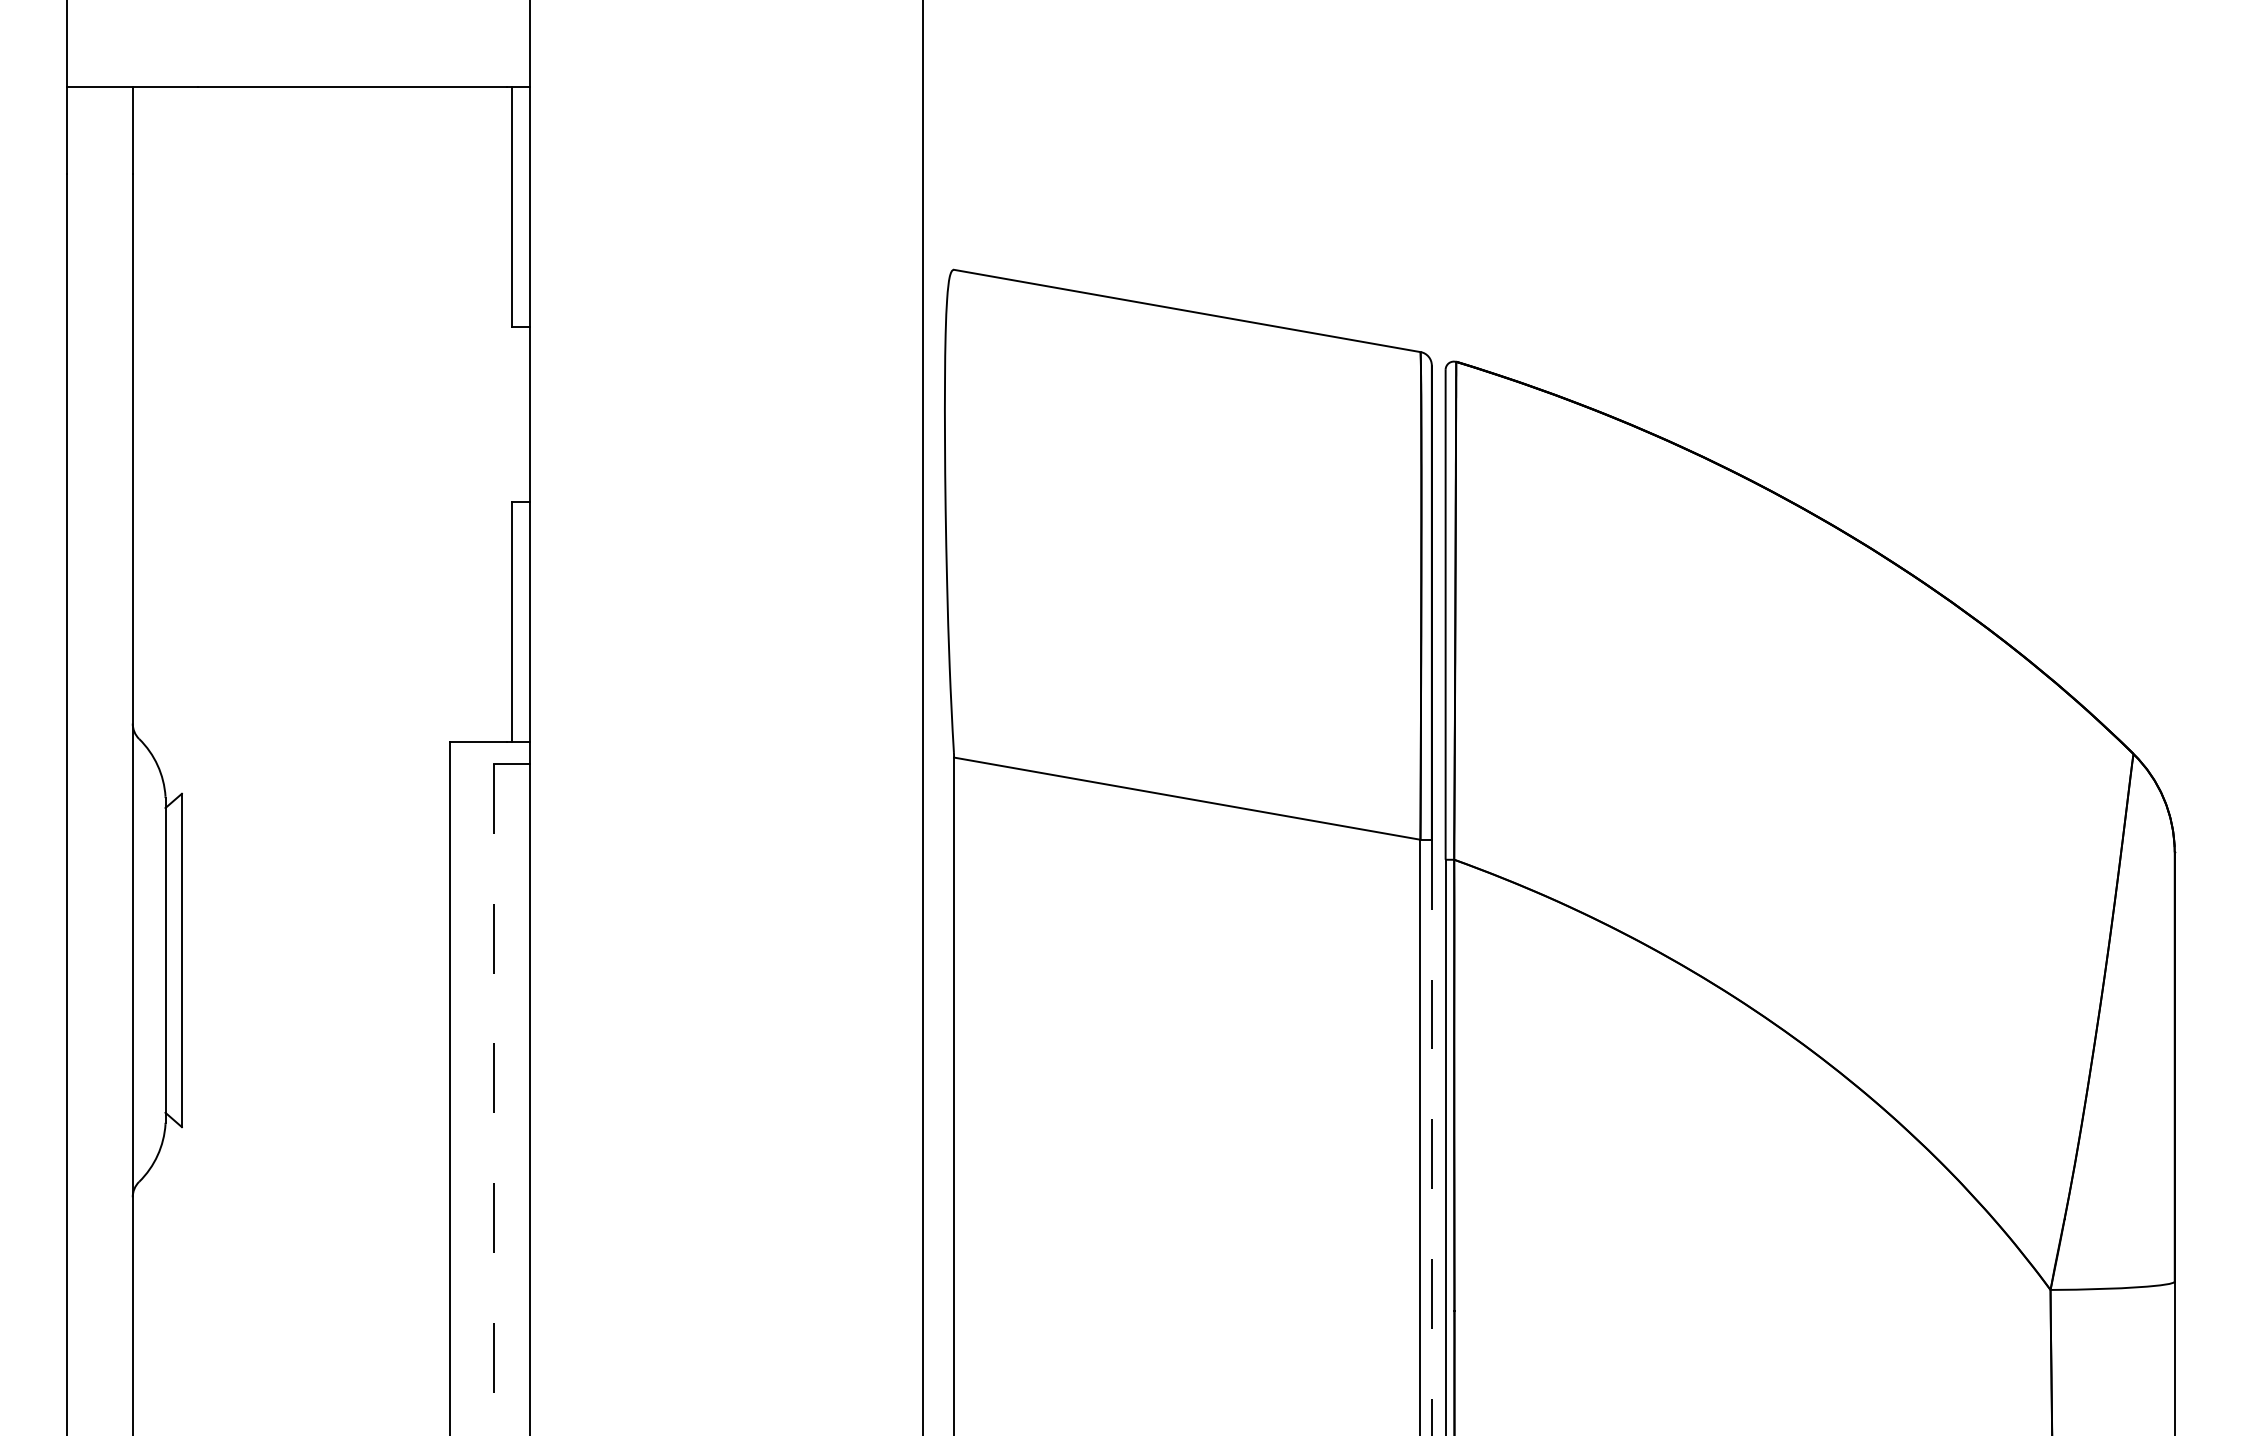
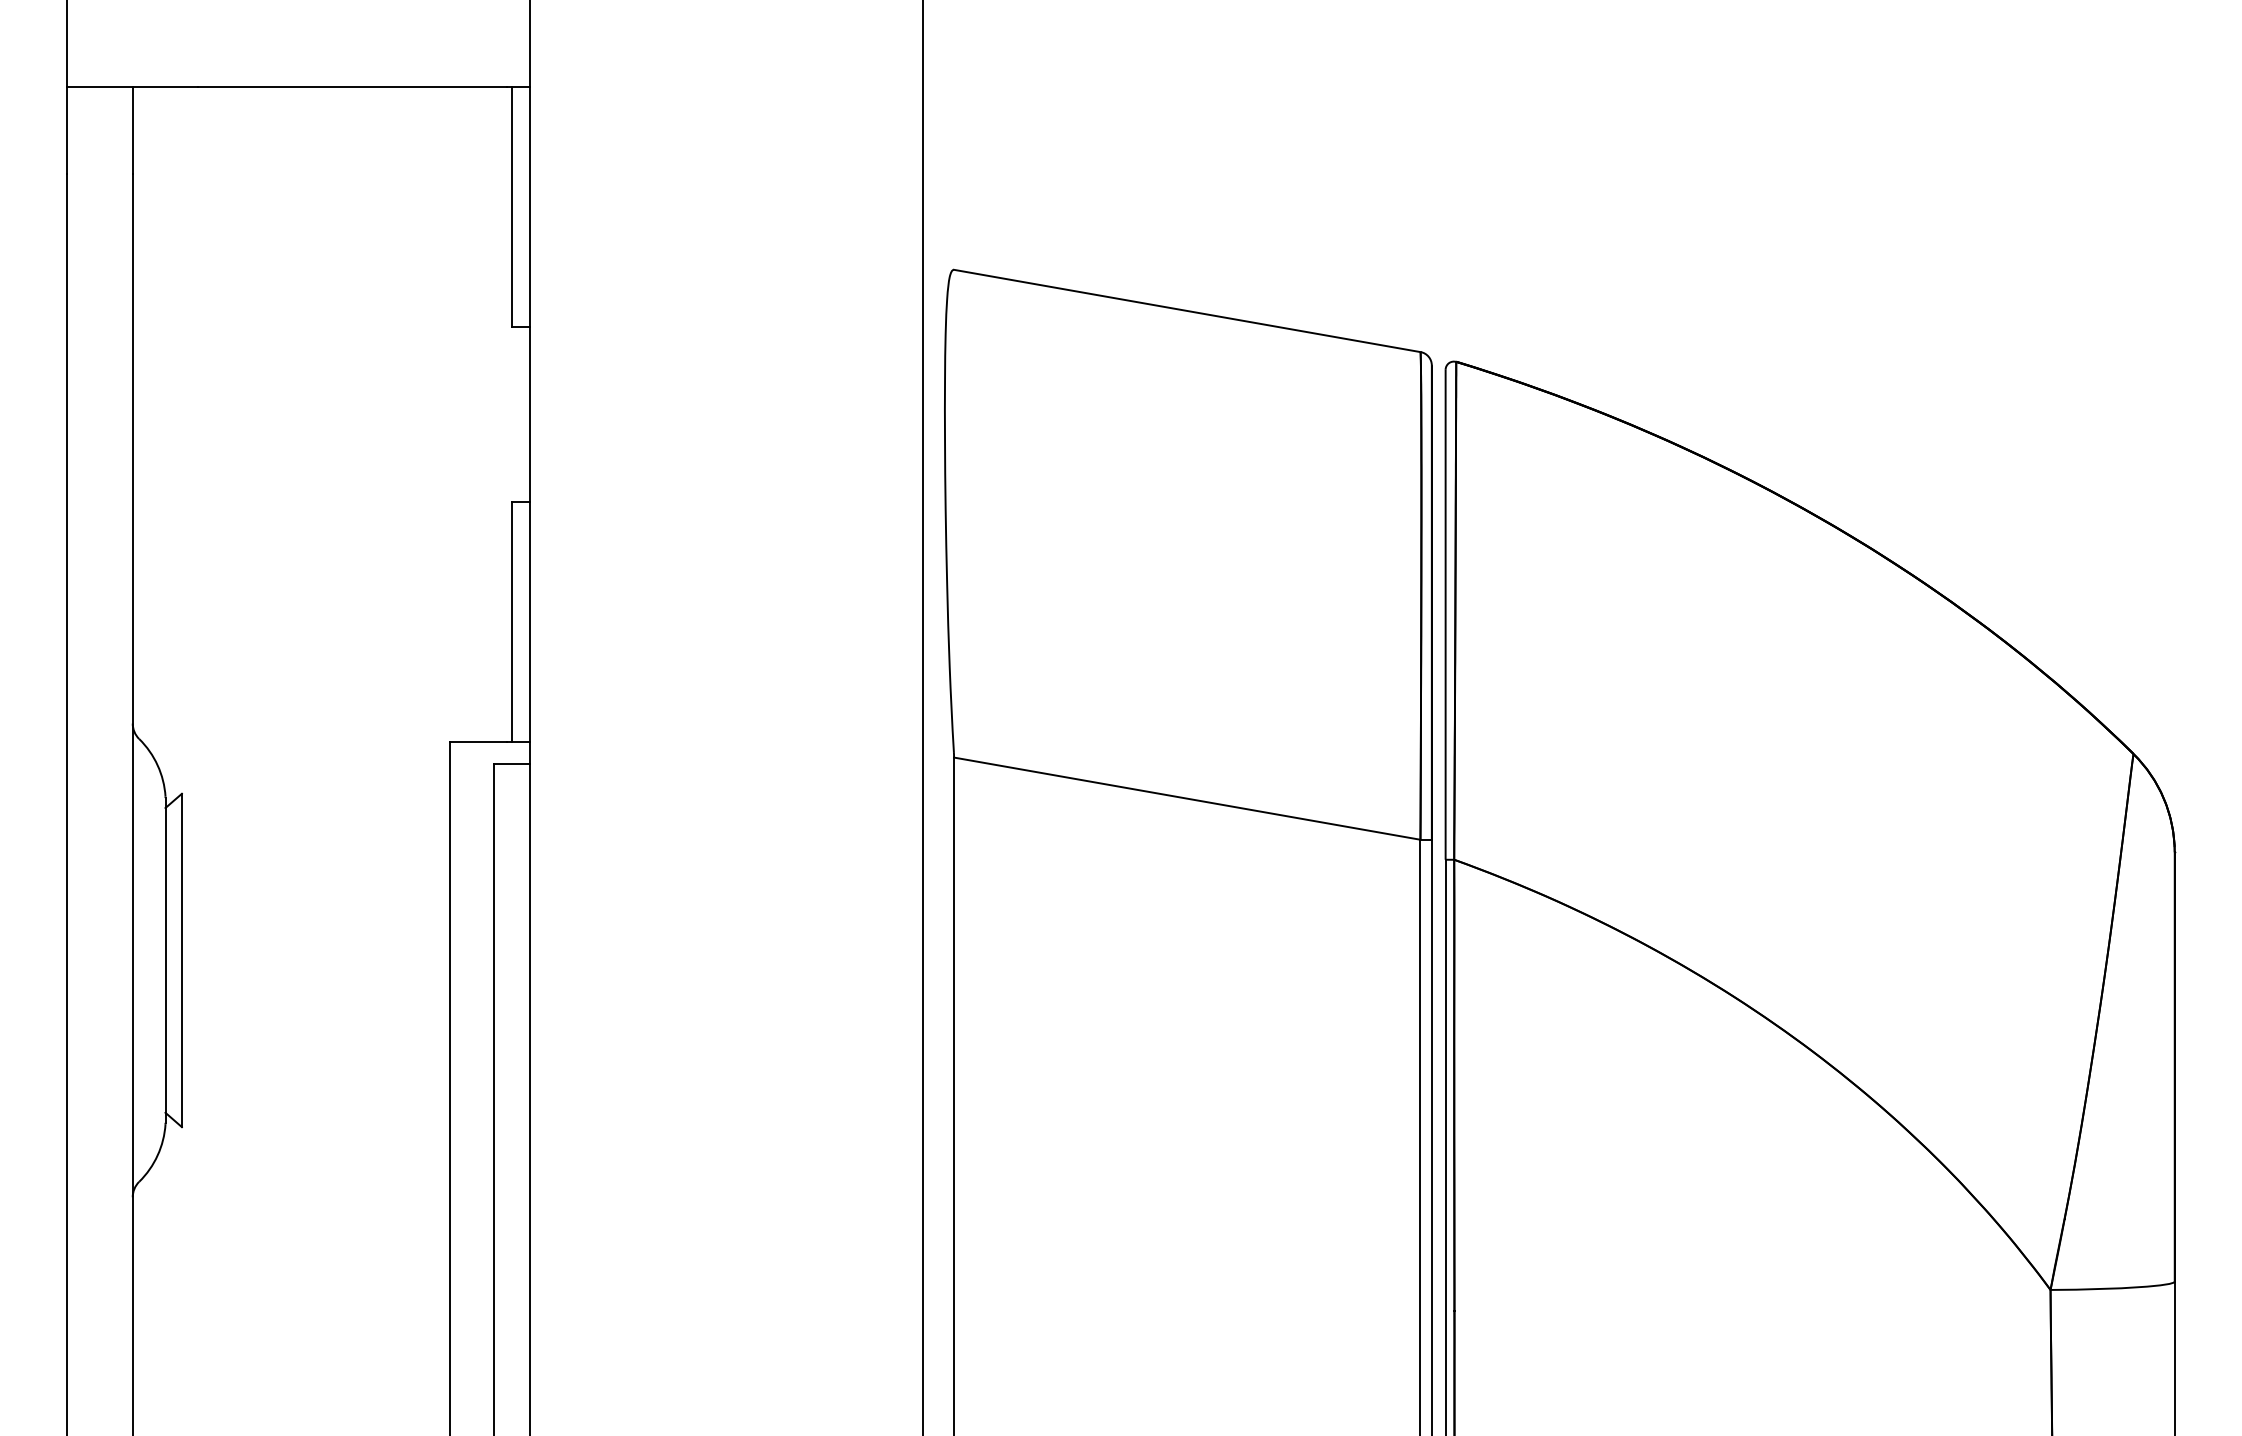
line: dashed -> solid (493, 1099)
line: dashed -> solid (1431, 1137)
